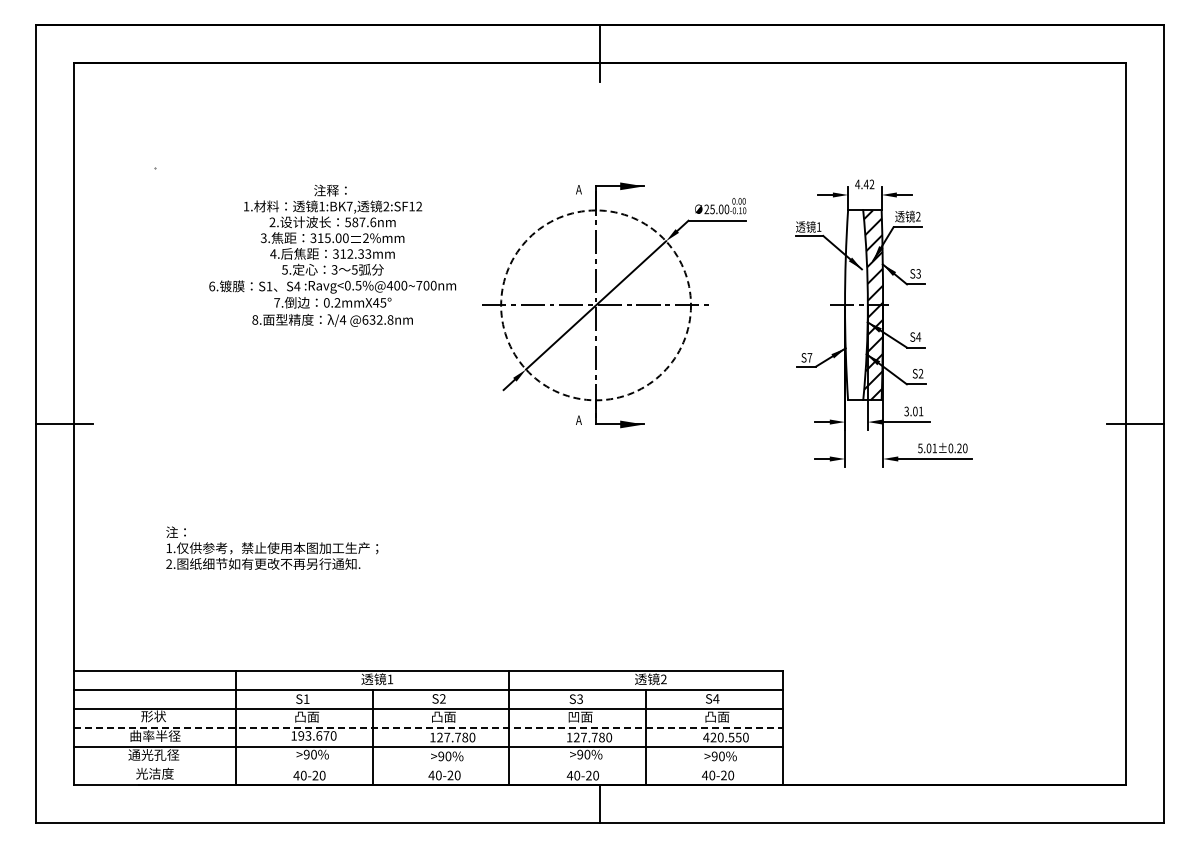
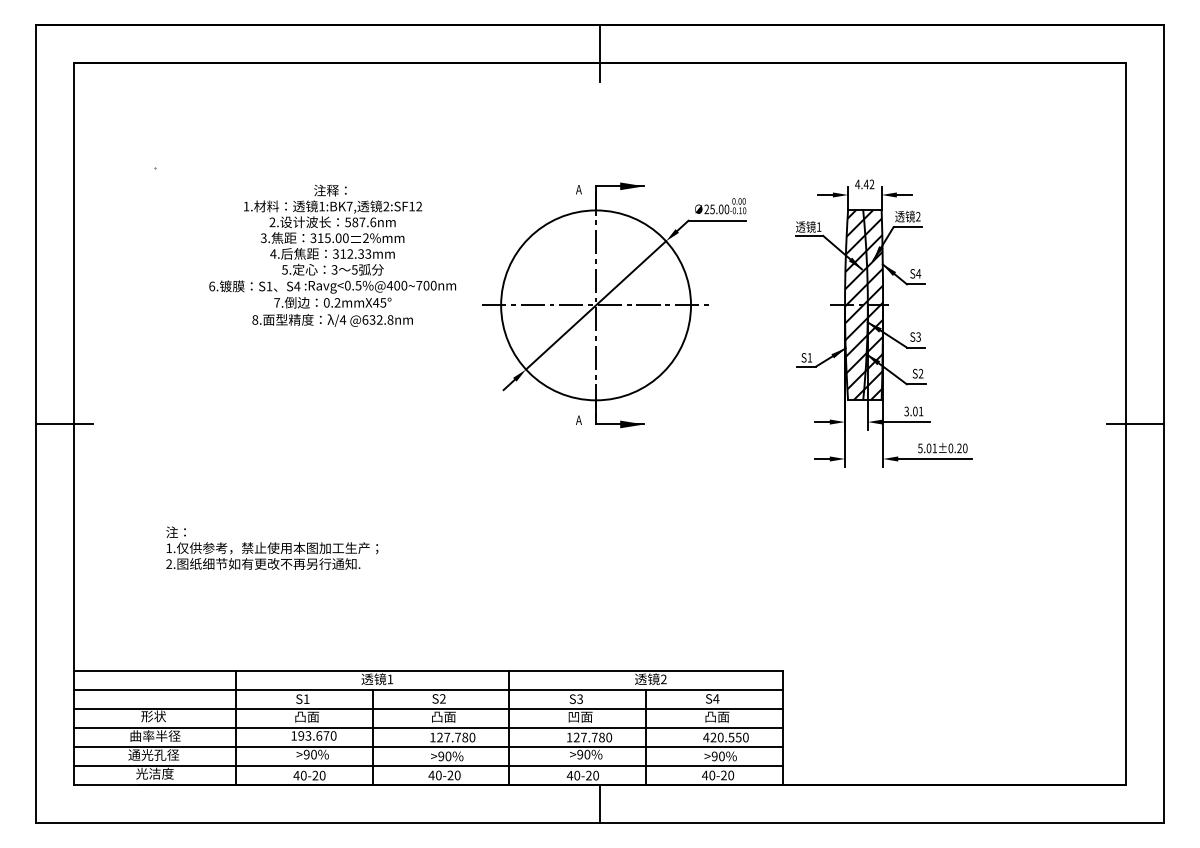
text: S3 -> S4 (918, 273)
circle: dashed -> solid (596, 305)
hatch: none -> present (856, 305)
text: S4 -> S3 (918, 336)
text: S7 -> S1 (809, 357)
line: dashed -> solid (428, 727)
line: none -> present (427, 765)
